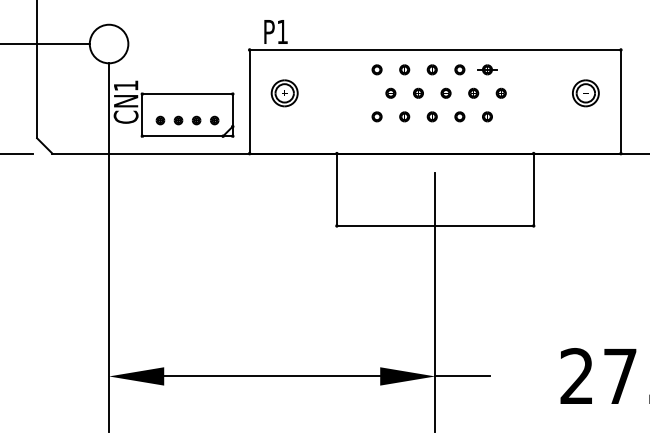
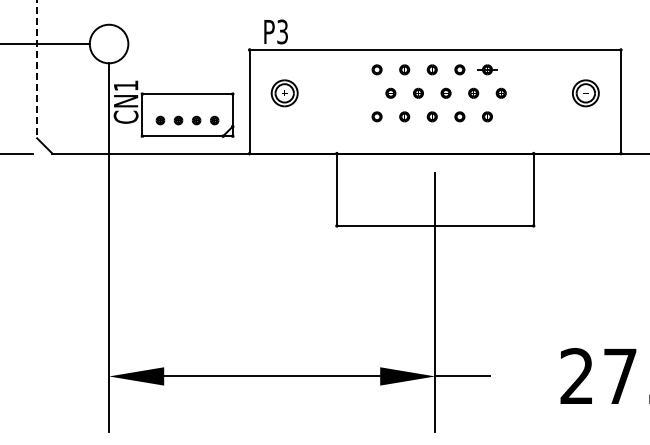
text: P1 -> P3 (282, 31)
line: solid -> dashed (37, 69)
